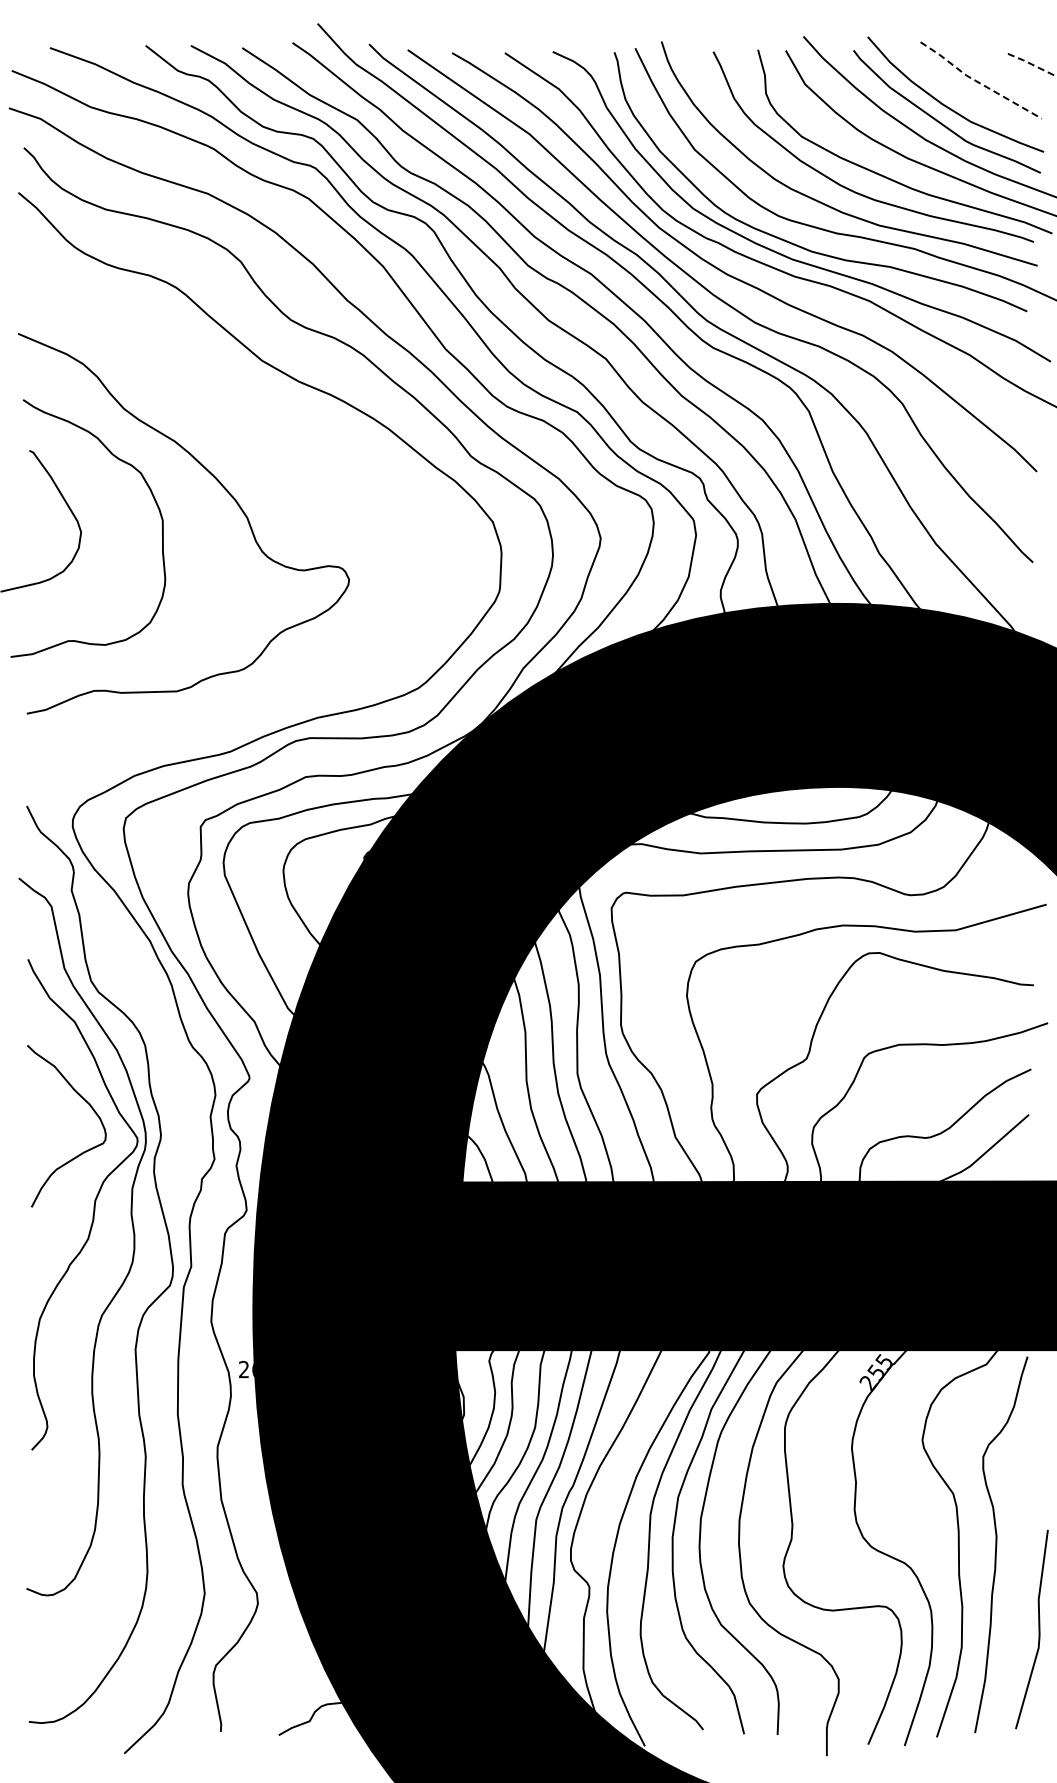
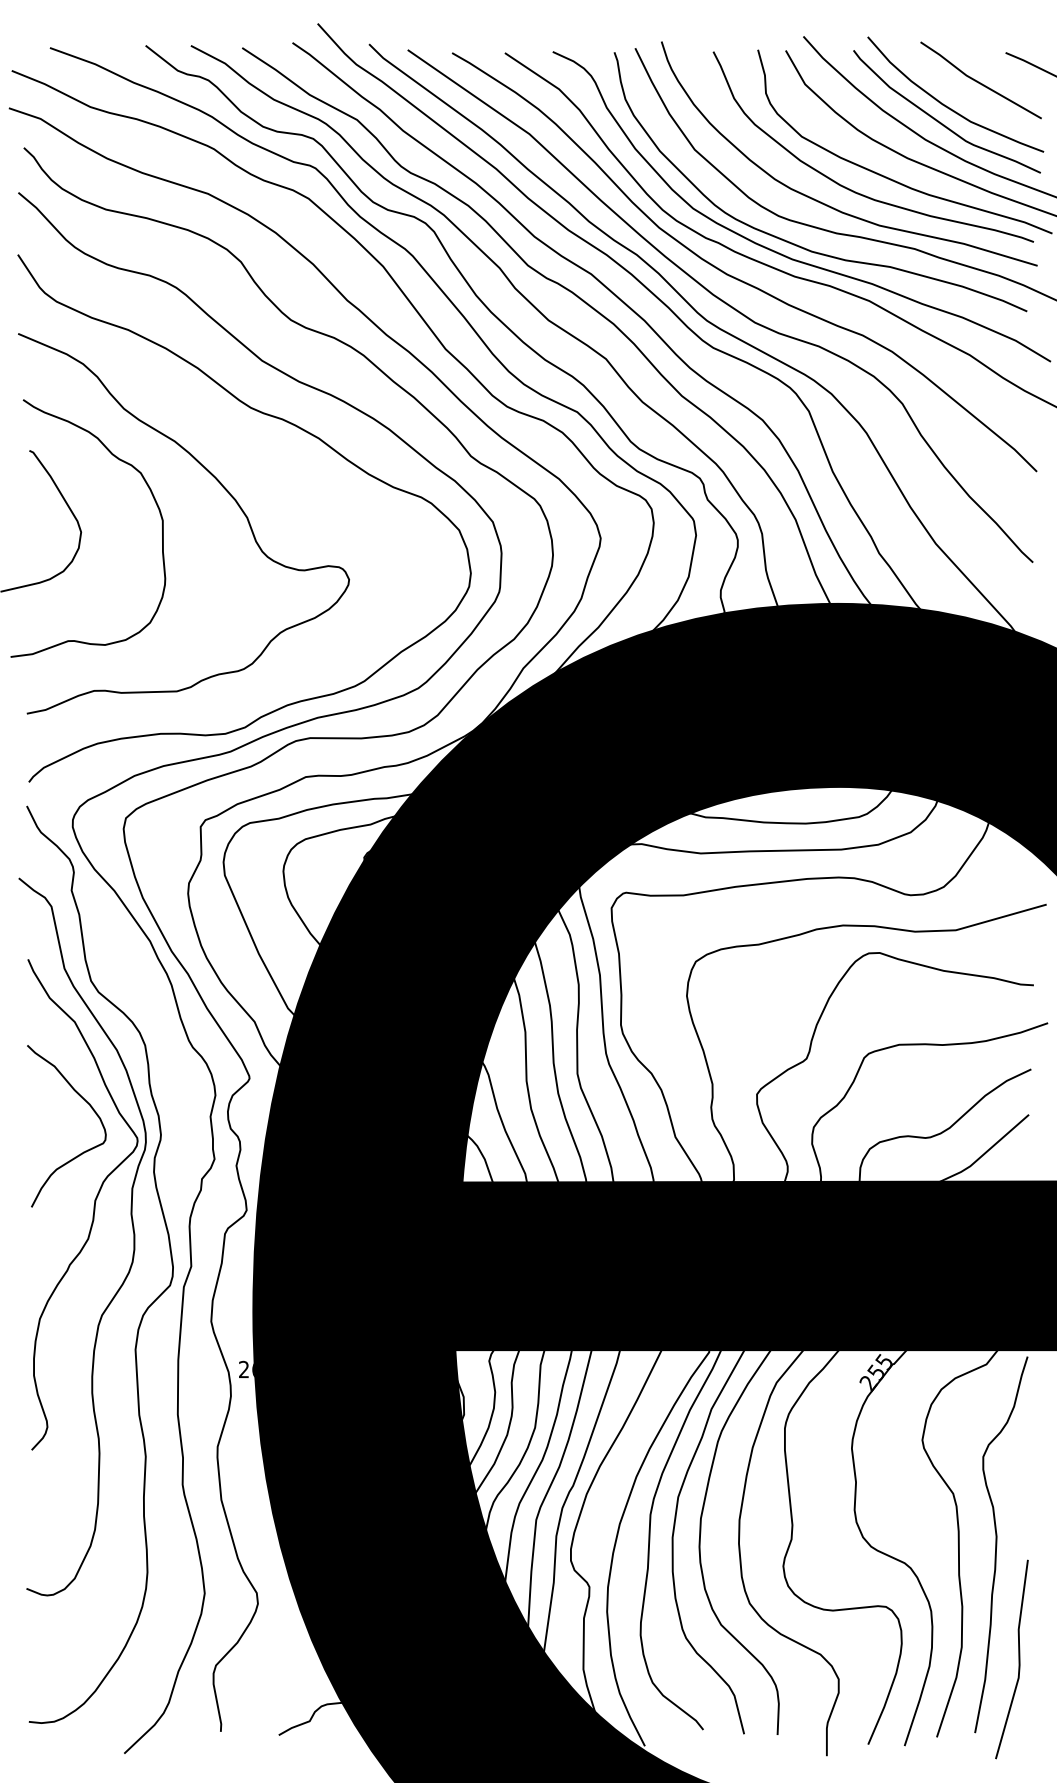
line: dashed -> solid (1030, 63)
line: dashed -> solid (978, 82)
curve: none -> present (290, 424)
line position: (1038, 1629) -> (1018, 1659) (1018, 1659)
